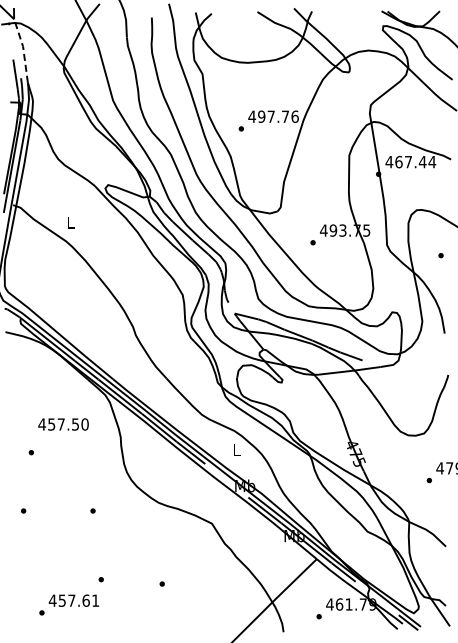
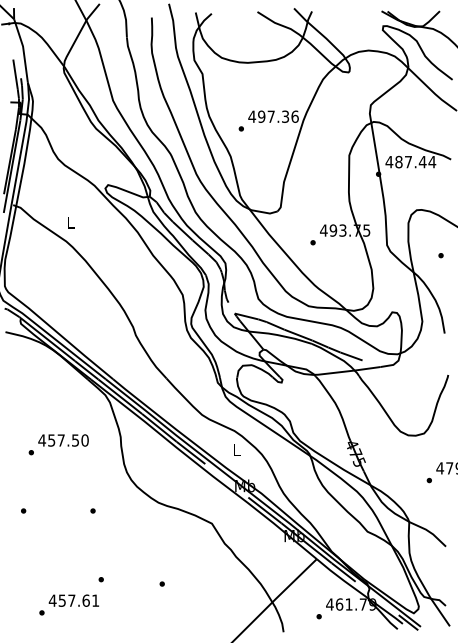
line: dashed -> solid (23, 49)
text: 497.76 -> 497.36 (285, 116)
text: 467.44 -> 487.44 (398, 161)
text position: (63, 424) -> (63, 440) (63, 440)
